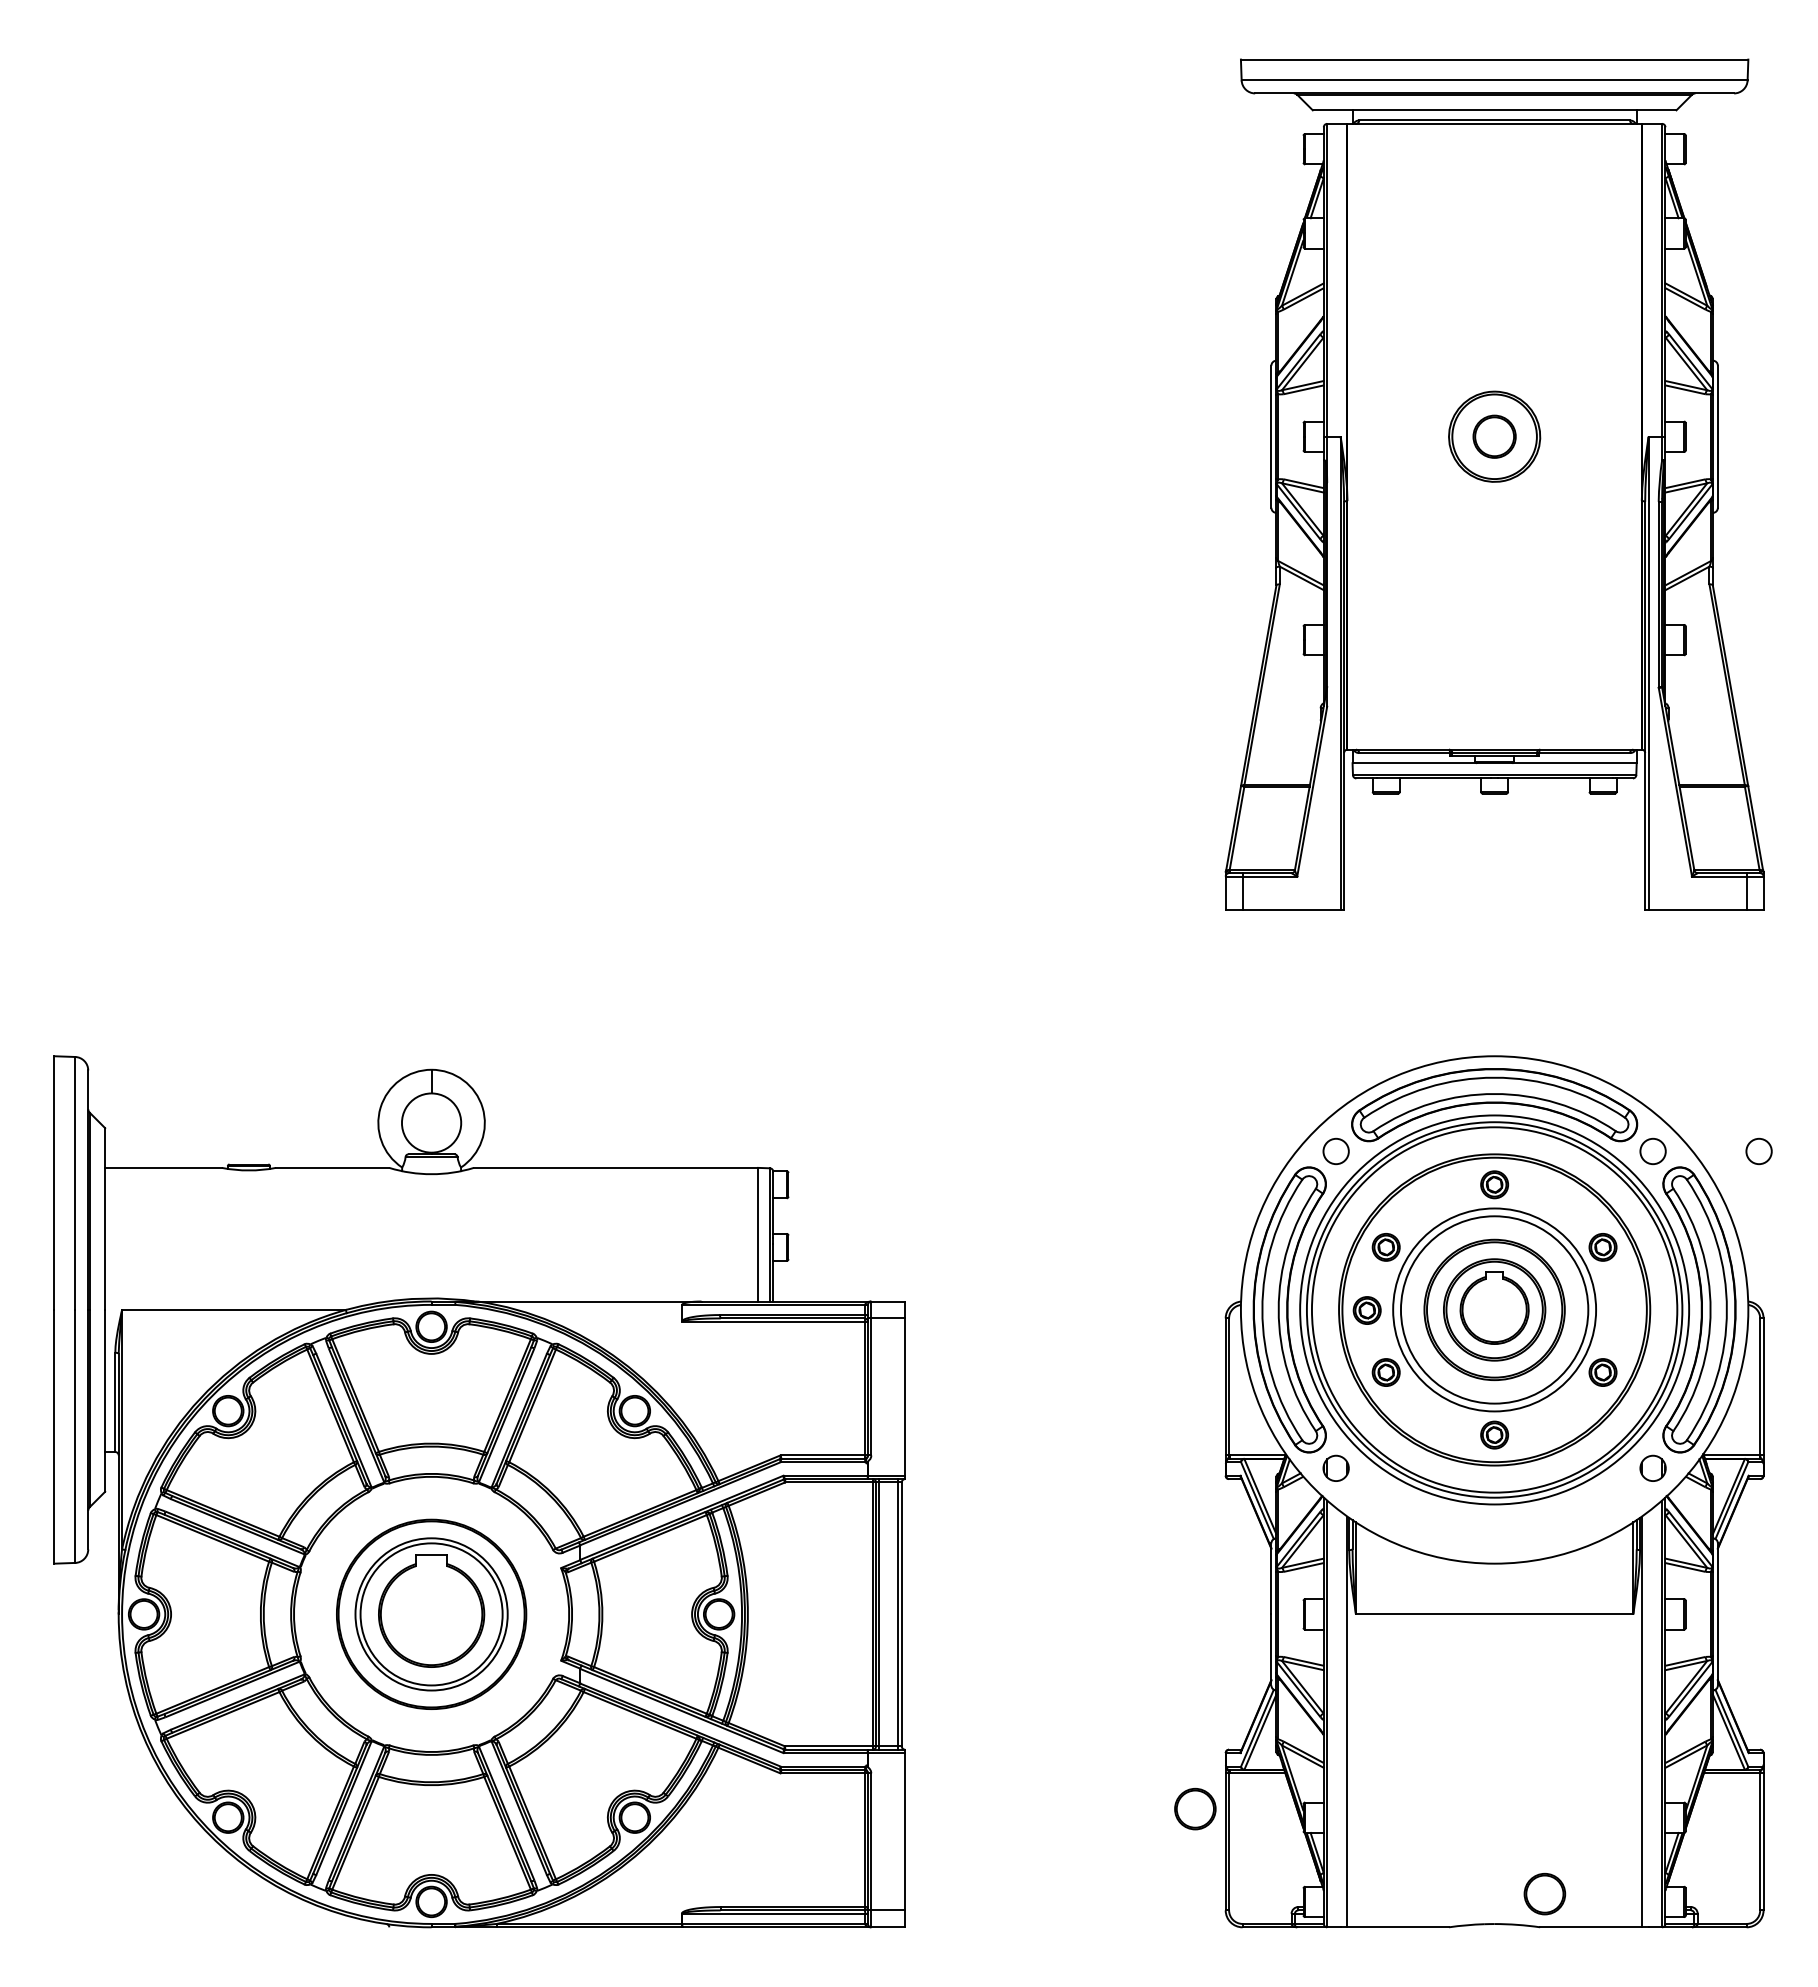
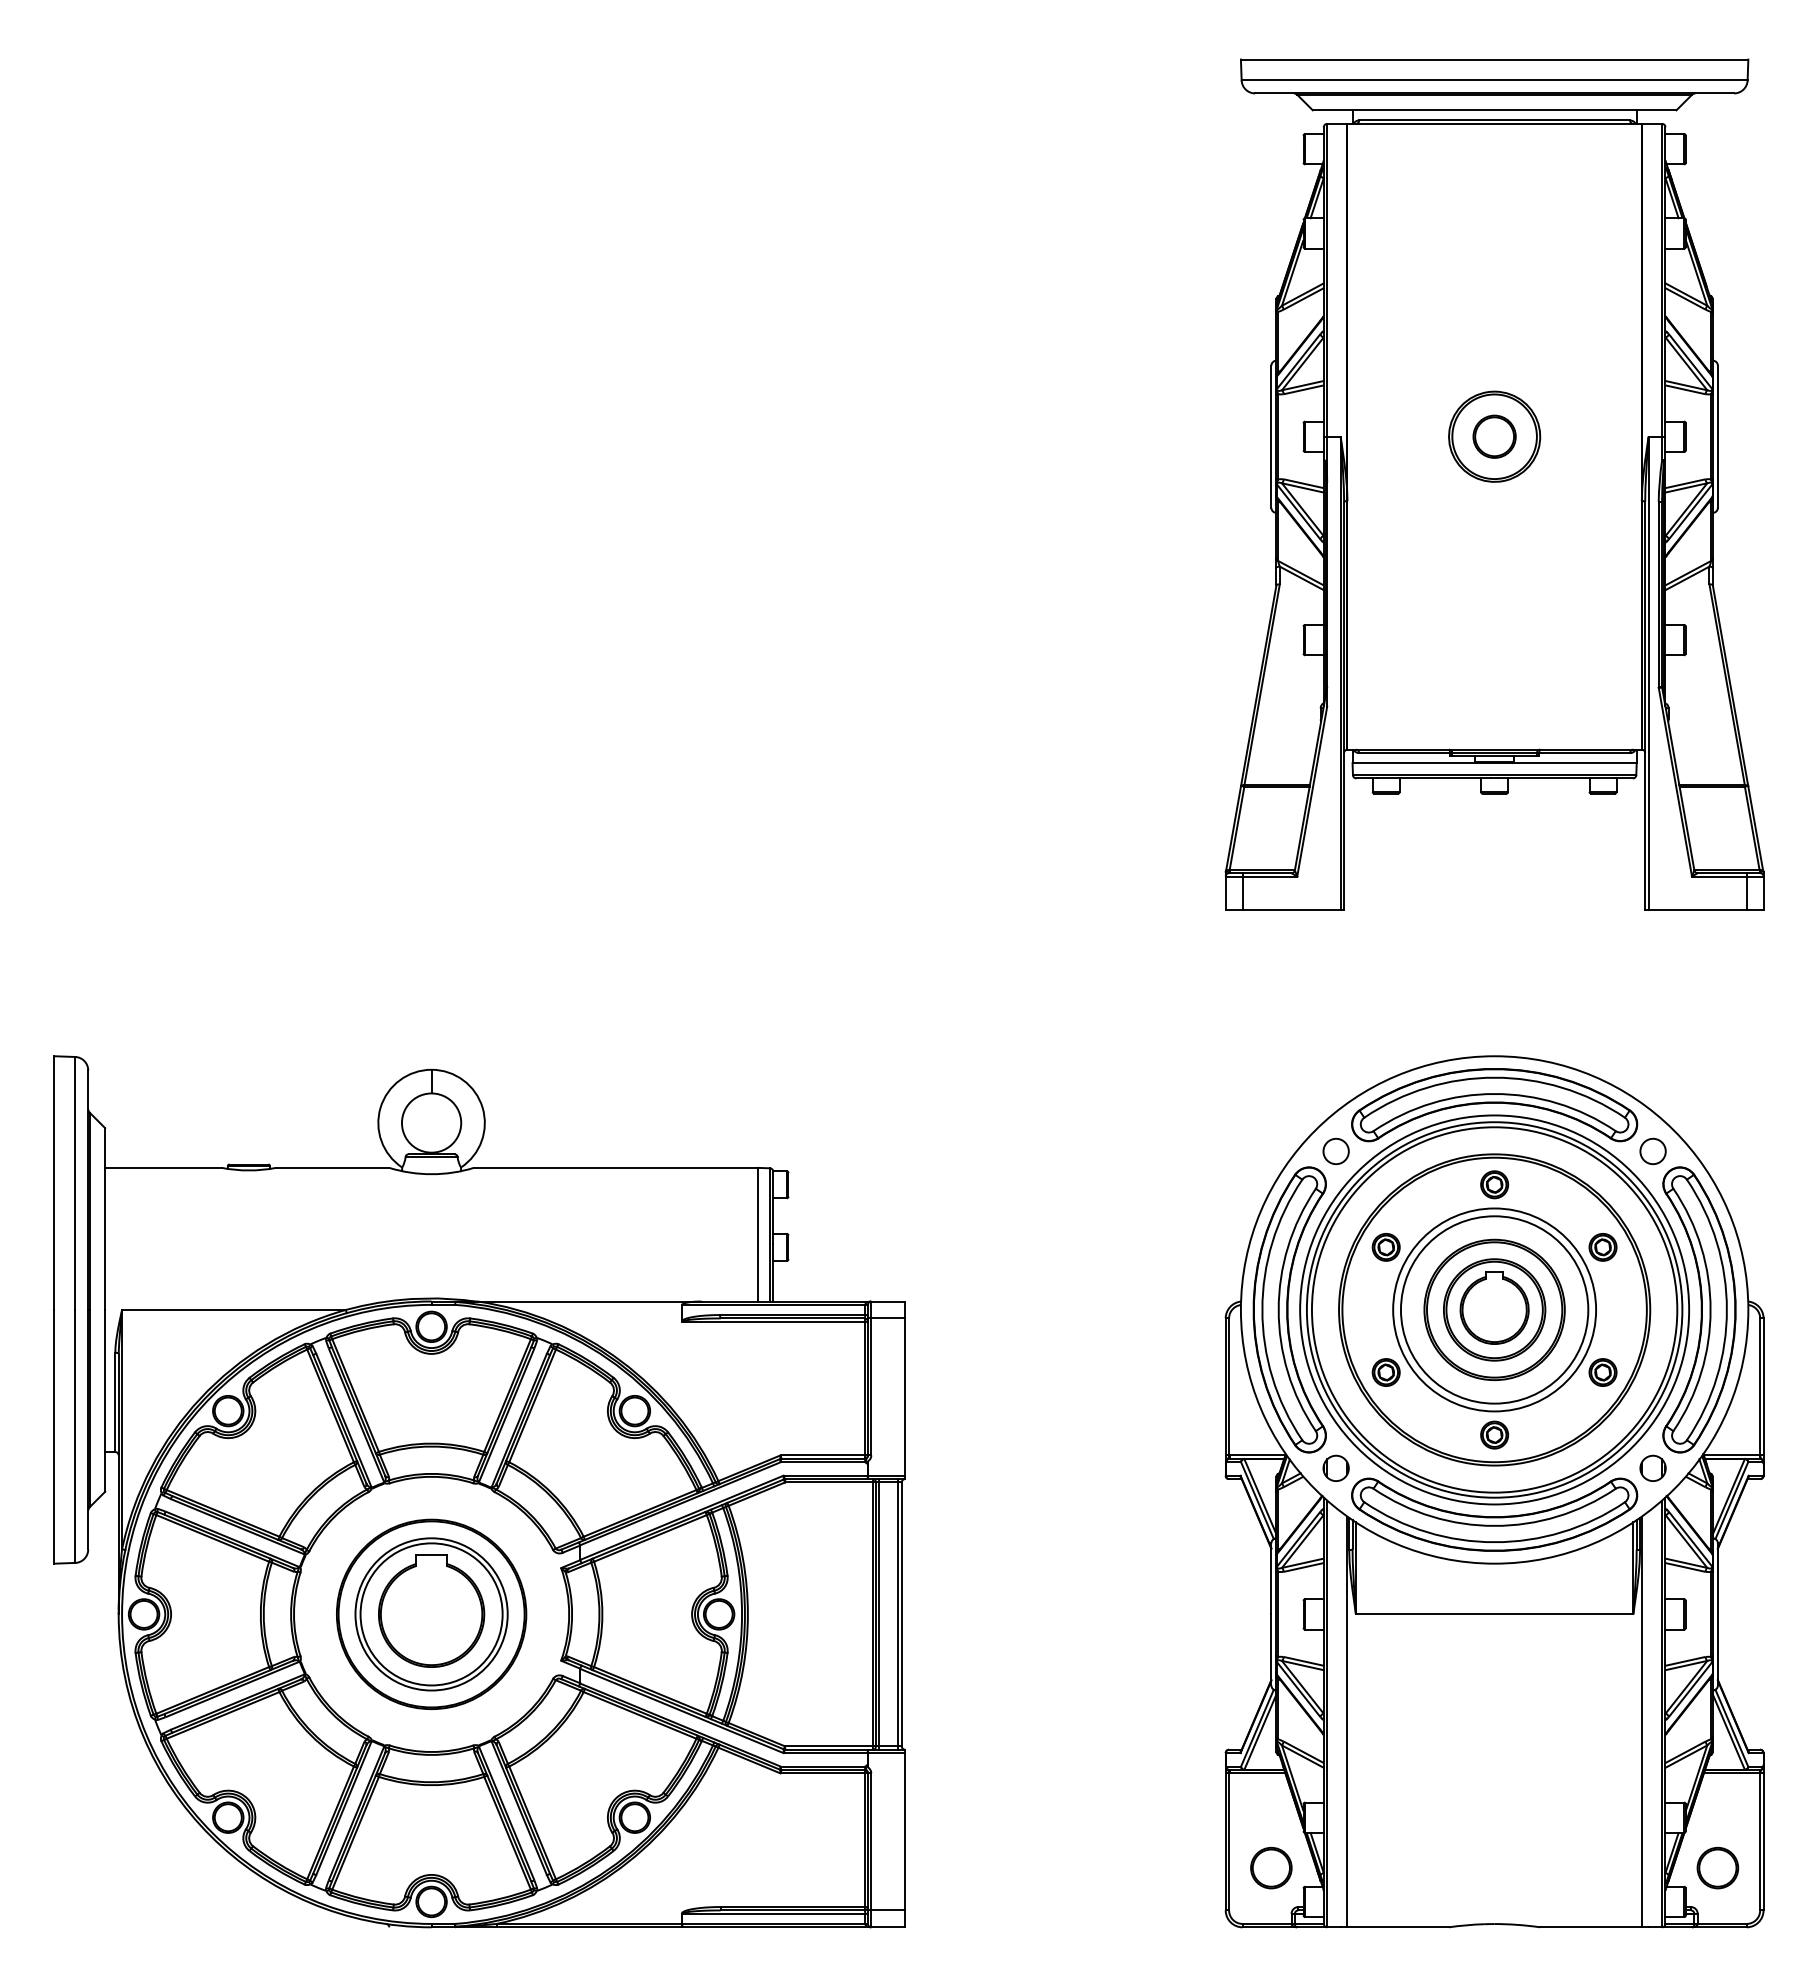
circle: present -> none (1758, 1151)
part: present -> none (1366, 1310)
part: none -> present (1494, 1514)
part position: (1195, 1808) -> (1271, 1867) (1271, 1867)
part position: (1544, 1894) -> (1717, 1868) (1717, 1868)
